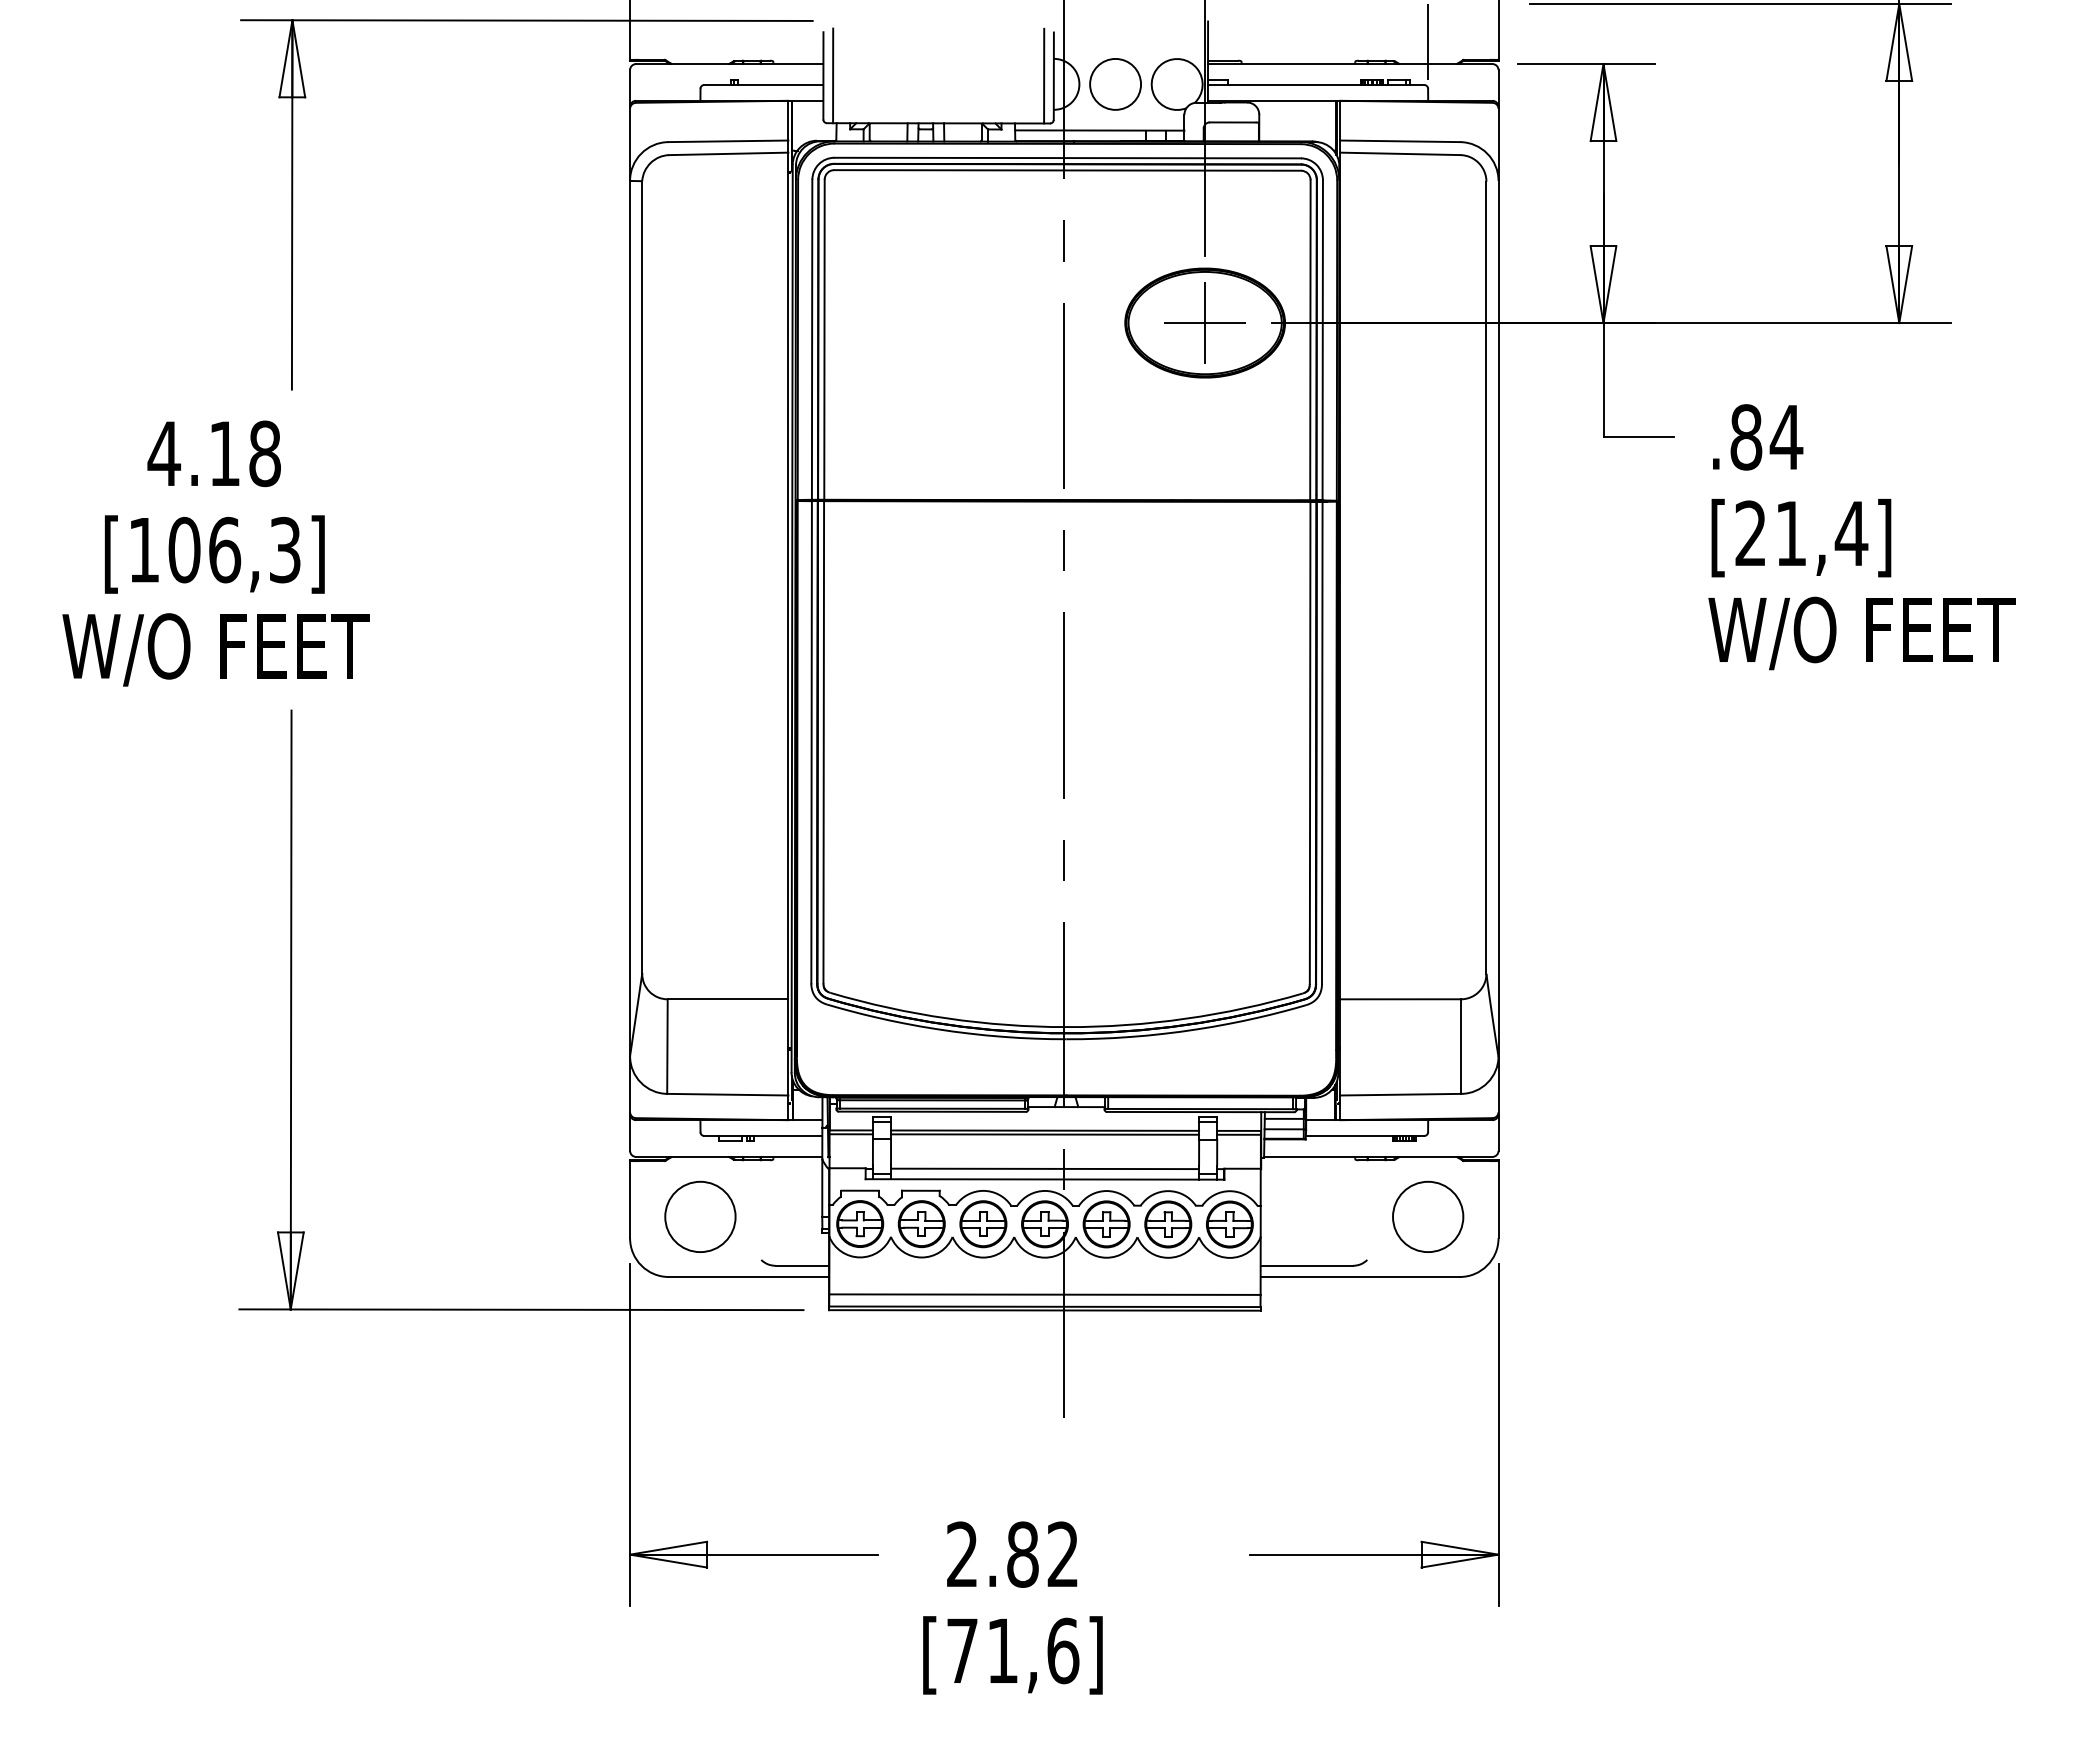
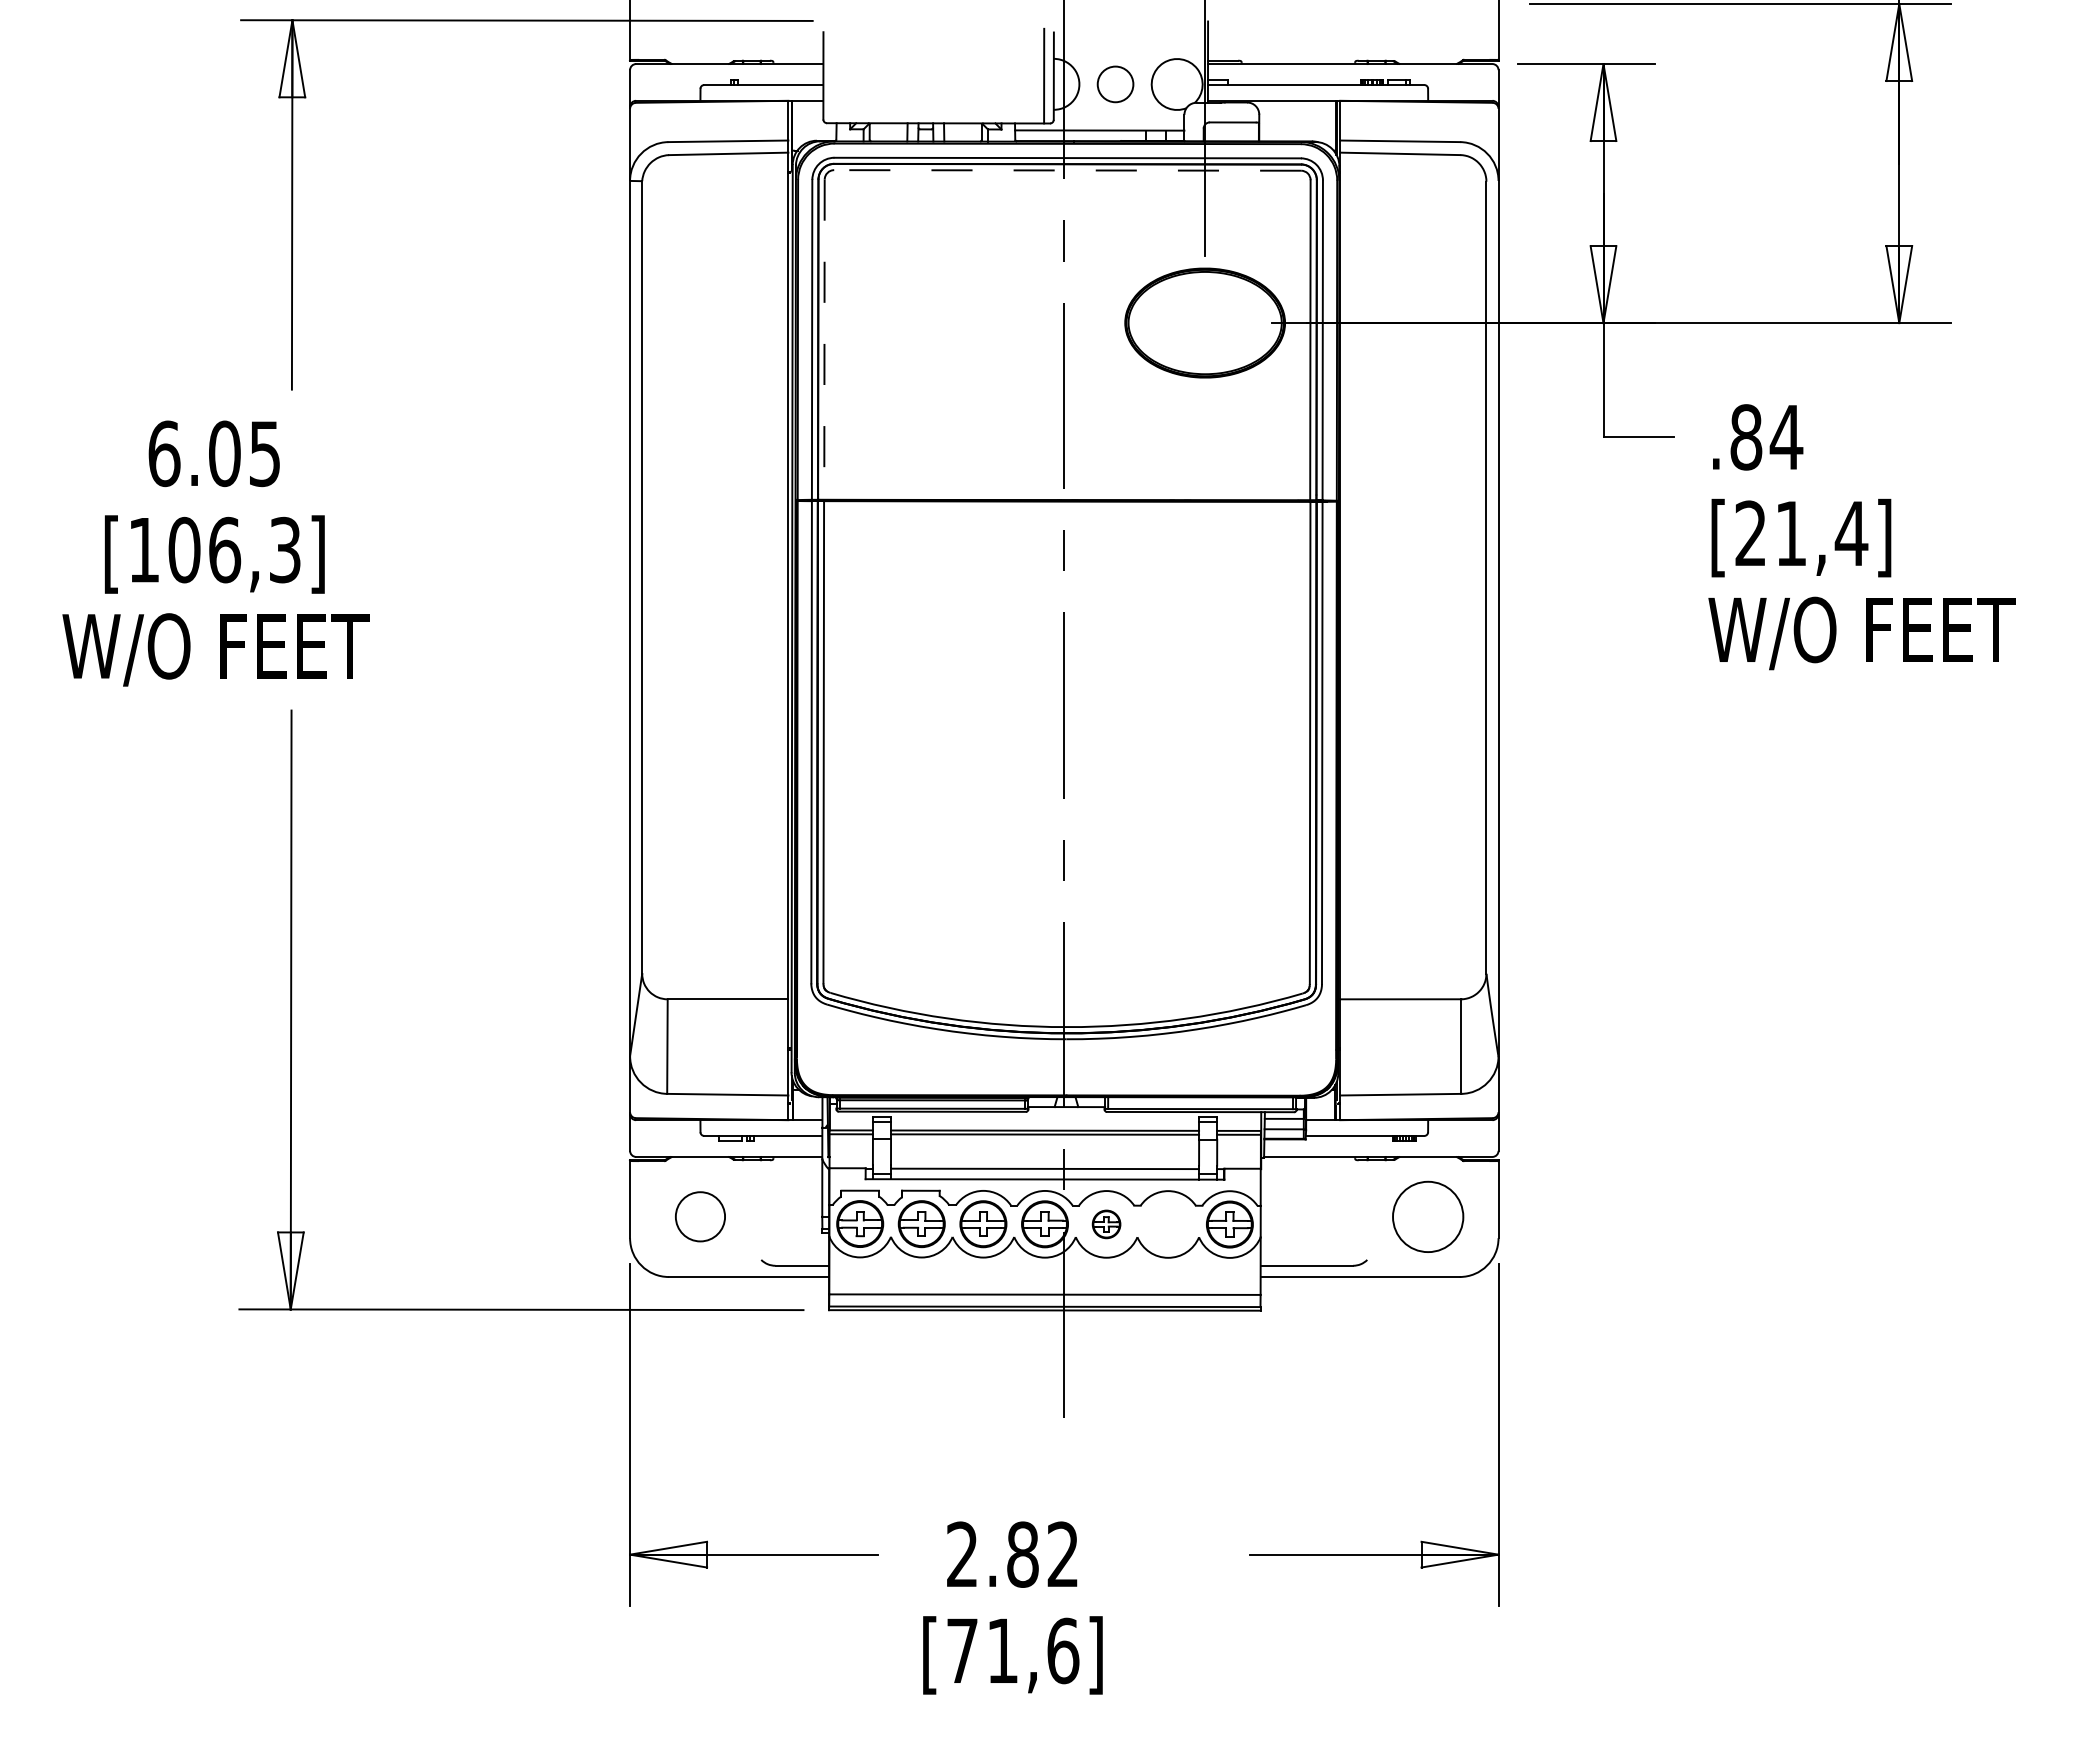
line: present -> none (1428, 42)
line: present -> none (833, 75)
circle diameter: 51 px -> 36 px (1115, 84)
line: solid -> dashed (1067, 170)
part: present -> none (1204, 322)
line: solid -> dashed (824, 340)
text: 4.18 -> 6.05 (213, 453)
circle size: 73x73 px -> 51x52 px (700, 1216)
part size: 49x49 px -> 31x31 px (1106, 1224)
part: present -> none (1168, 1224)
